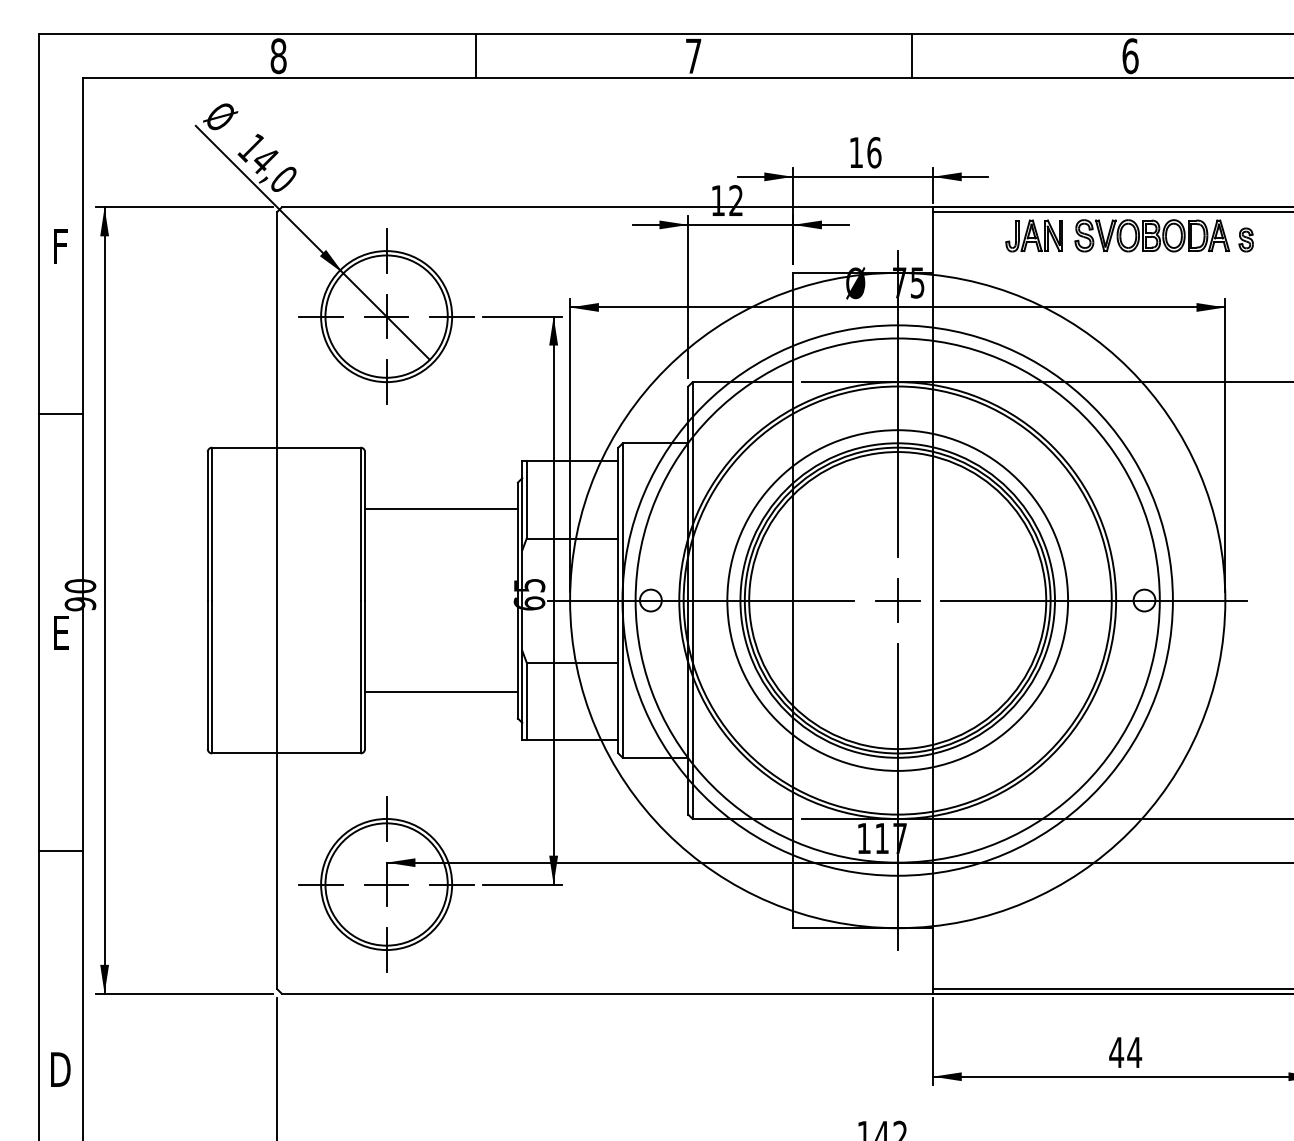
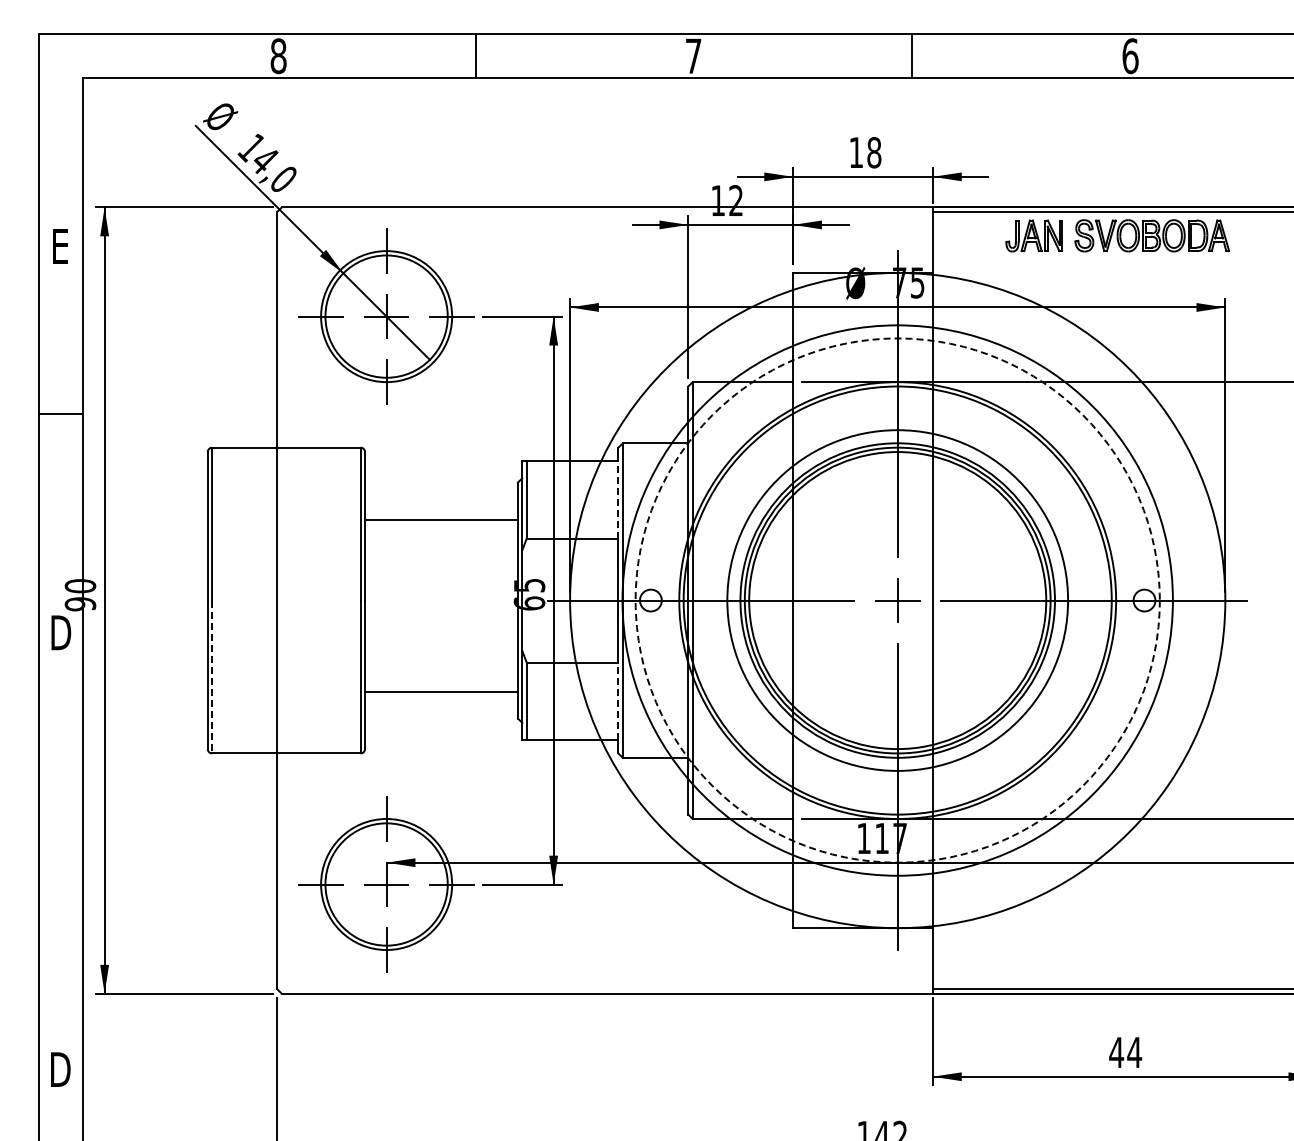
text: 16 -> 18 (874, 152)
part: present -> none (1245, 239)
text: F -> E (60, 246)
line: solid -> dashed (618, 499)
line position: (441, 508) -> (441, 519) (441, 519)
circle: solid -> dashed (897, 600)
text: E -> D (61, 632)
line: solid -> dashed (212, 677)
line: solid -> dashed (618, 701)
line: present -> none (60, 851)
